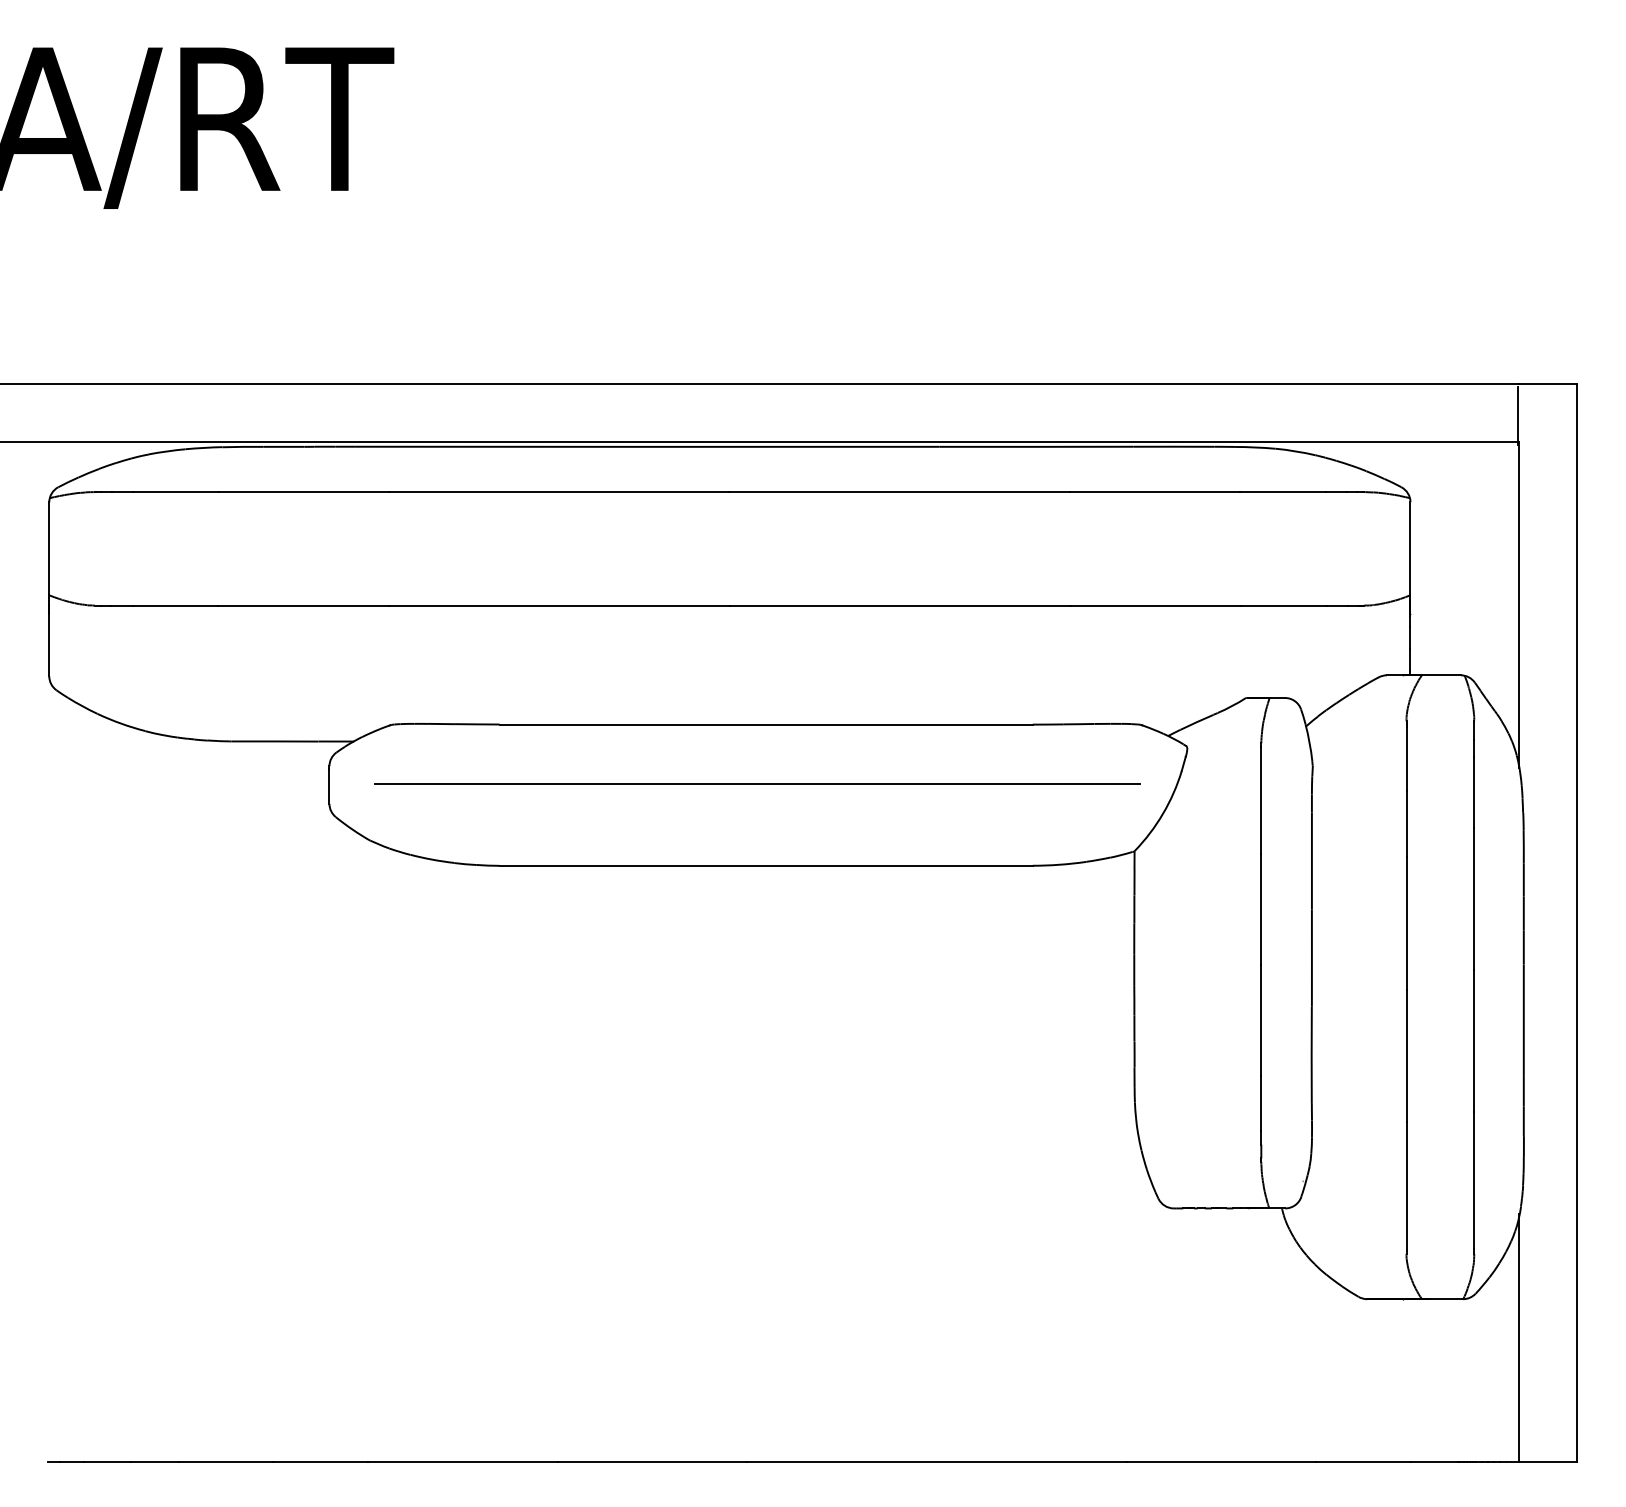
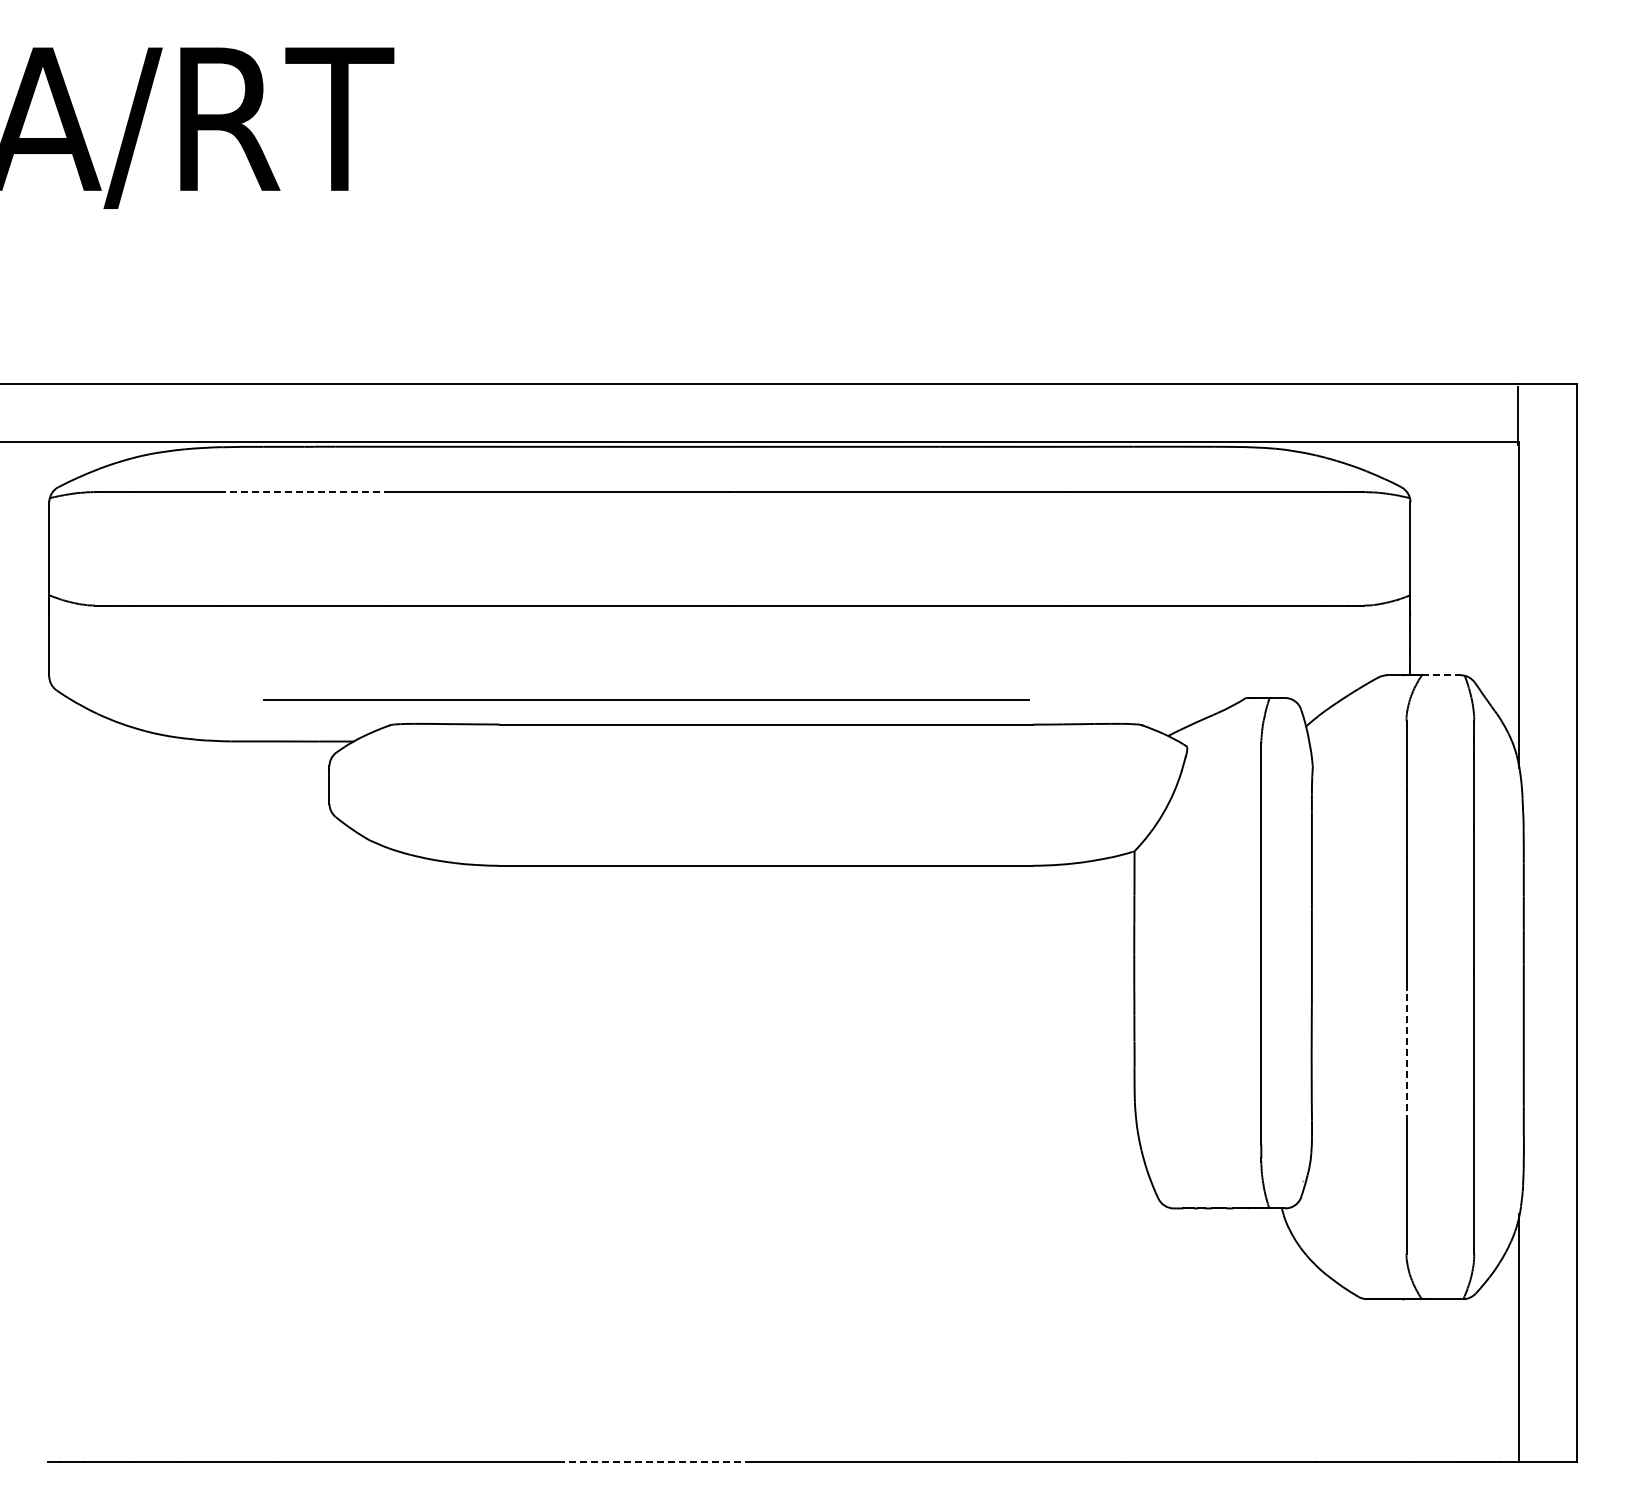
line: solid -> dashed (304, 492)
line: solid -> dashed (1441, 675)
line position: (757, 783) -> (646, 699) (646, 699)
line: solid -> dashed (1406, 1055)
line: solid -> dashed (652, 1461)
